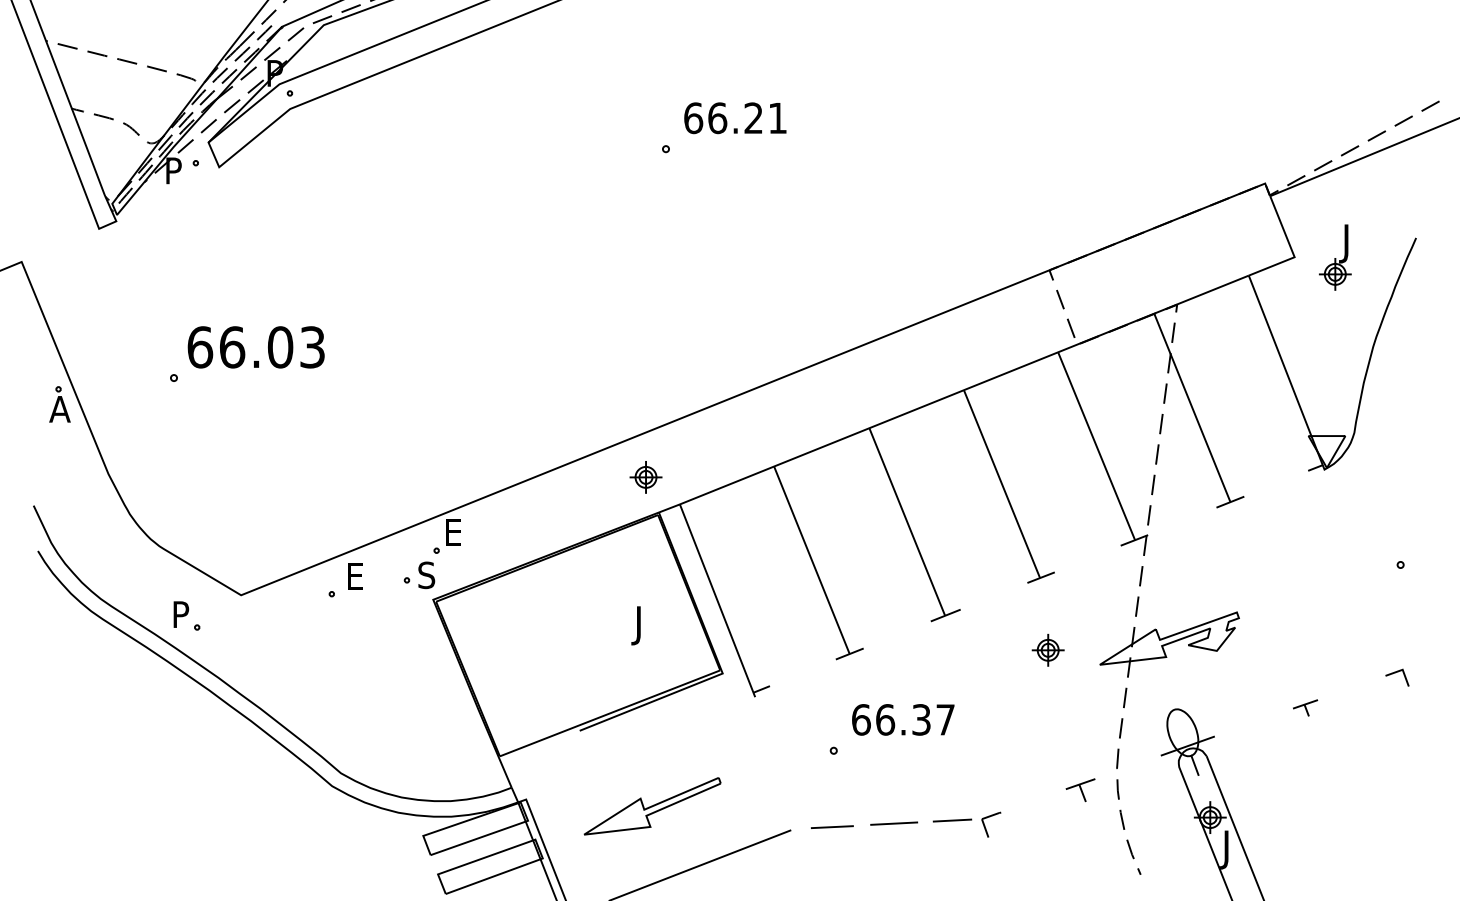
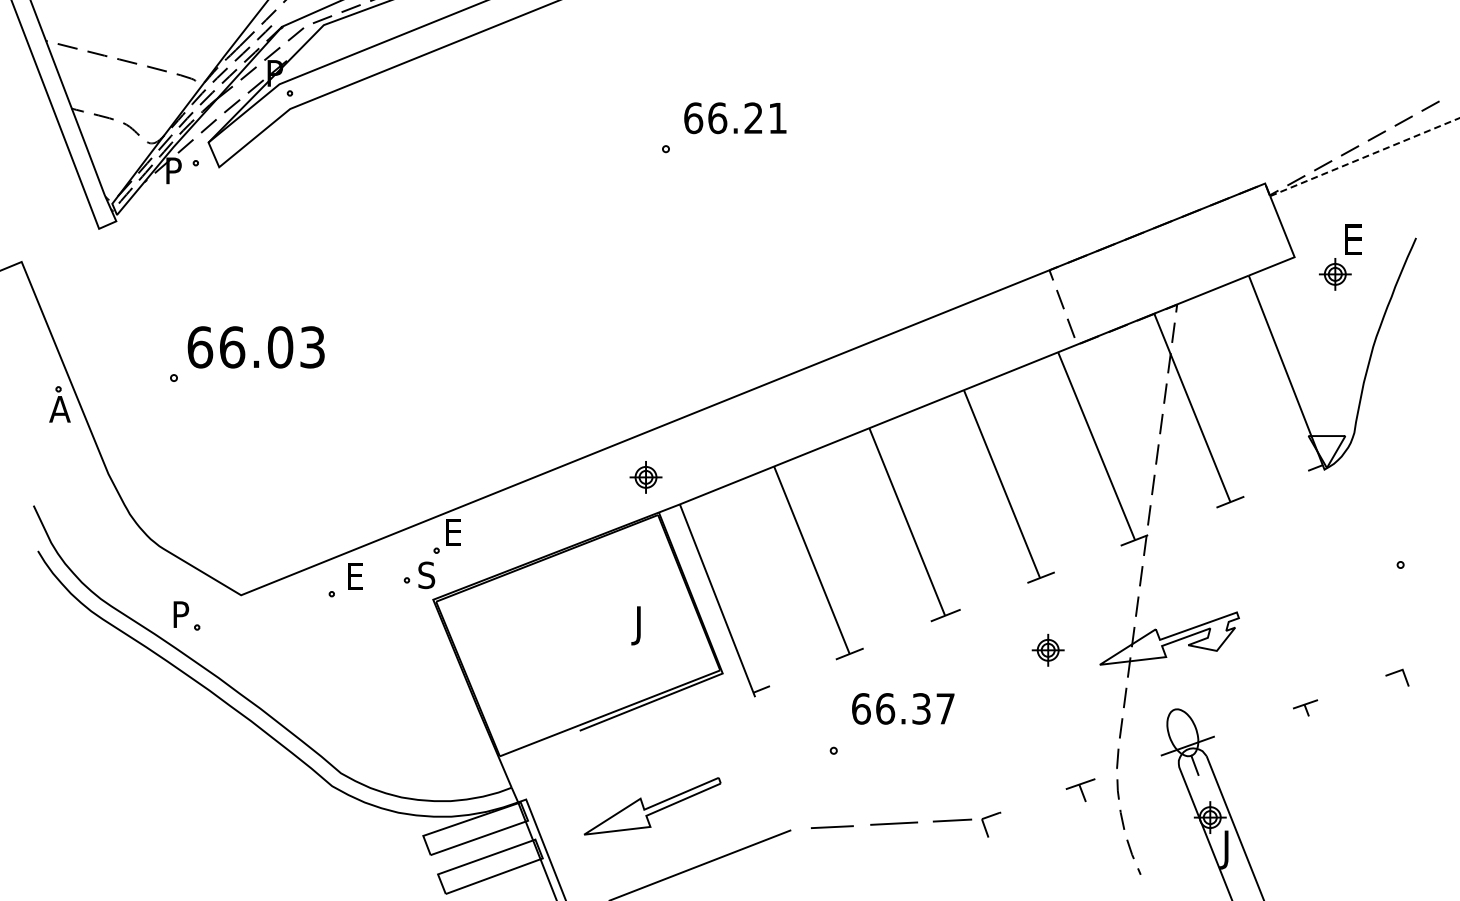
line: solid -> dashed (1365, 157)
text: J -> E (1350, 243)
text position: (903, 719) -> (903, 708) (903, 708)
